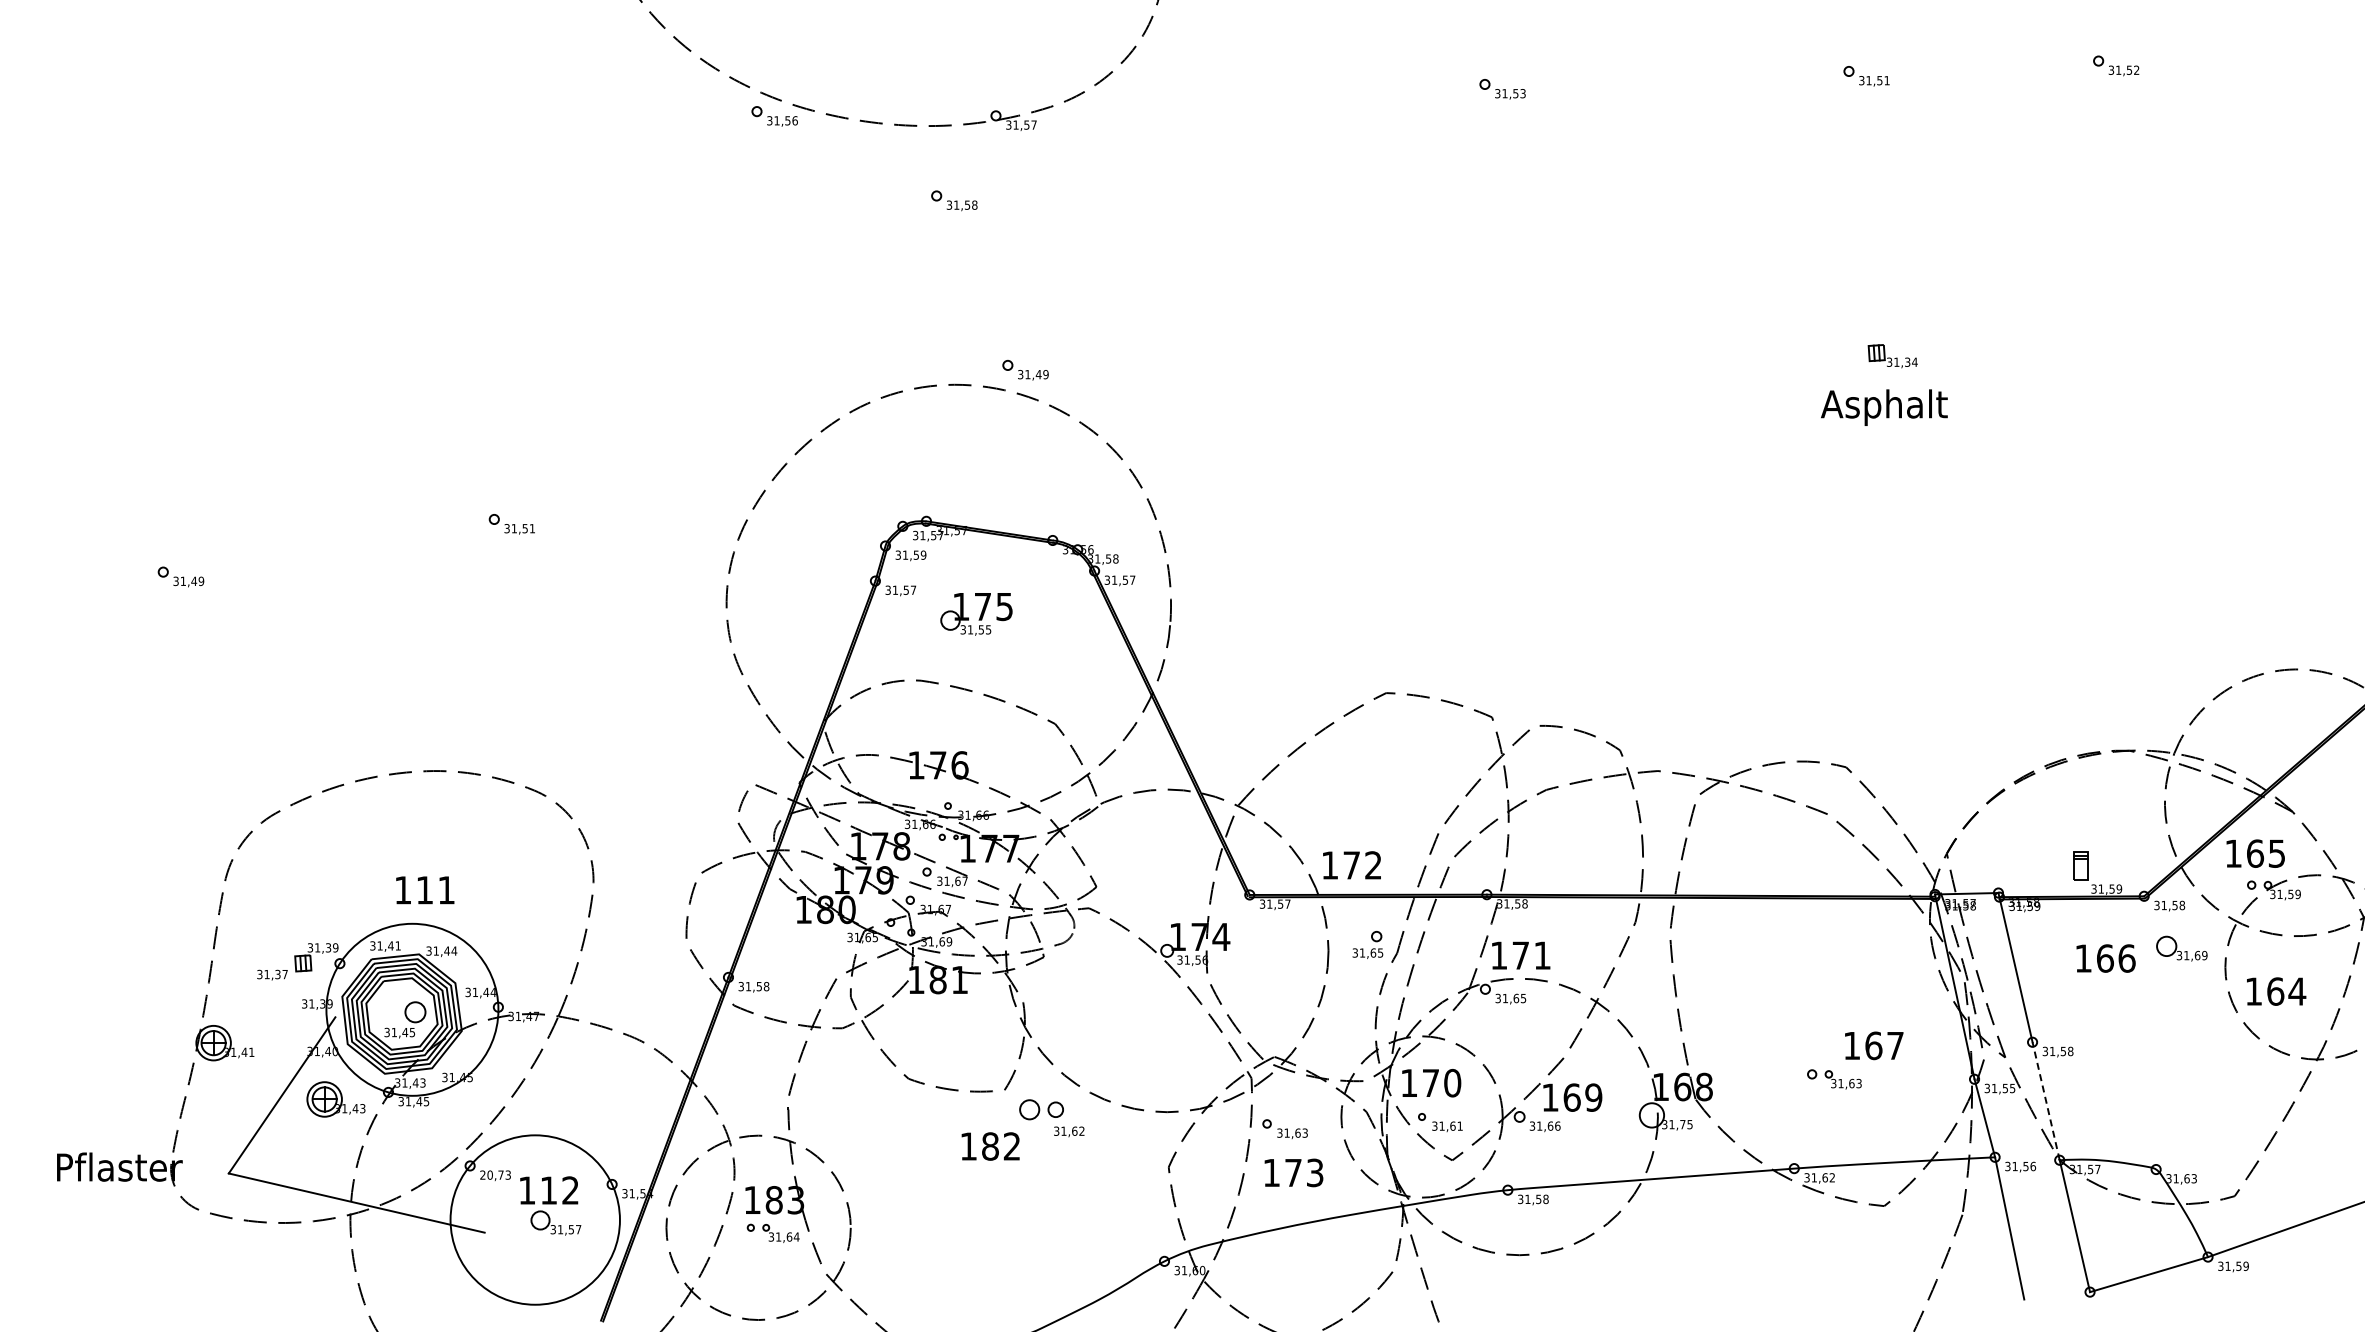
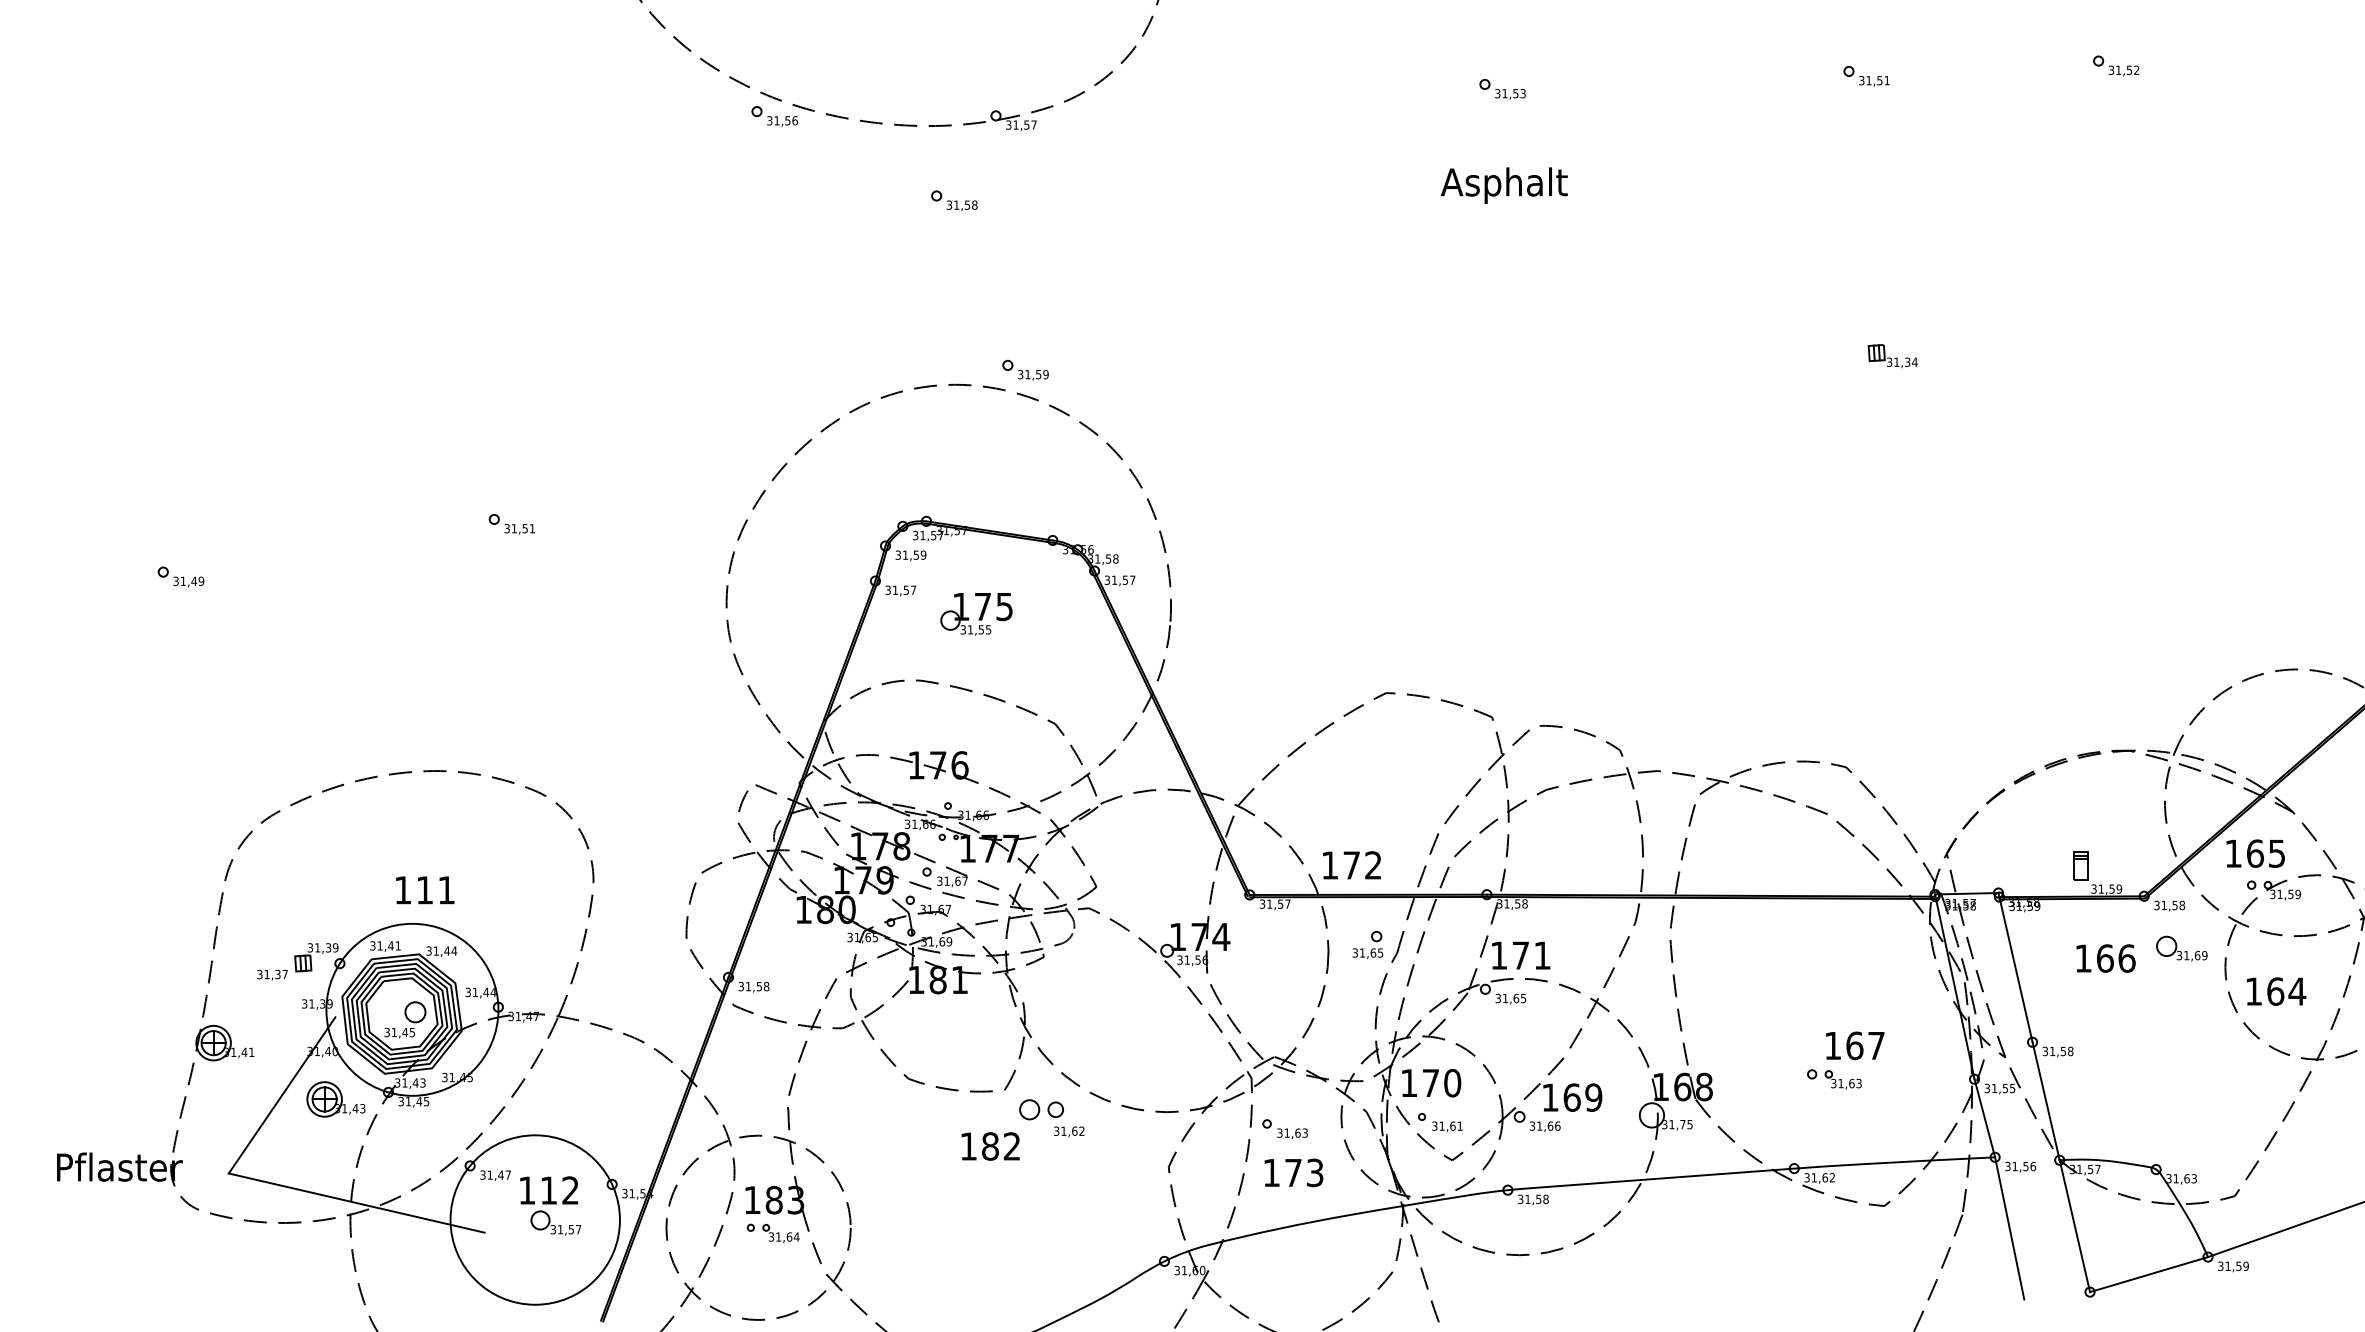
text: 31,49 -> 31,59 (1038, 374)
text position: (1884, 407) -> (1504, 185) (1504, 185)
text position: (1874, 1045) -> (1855, 1045) (1855, 1045)
line: dashed -> solid (2046, 1101)
text: 20,73 -> 31,47 (495, 1174)
